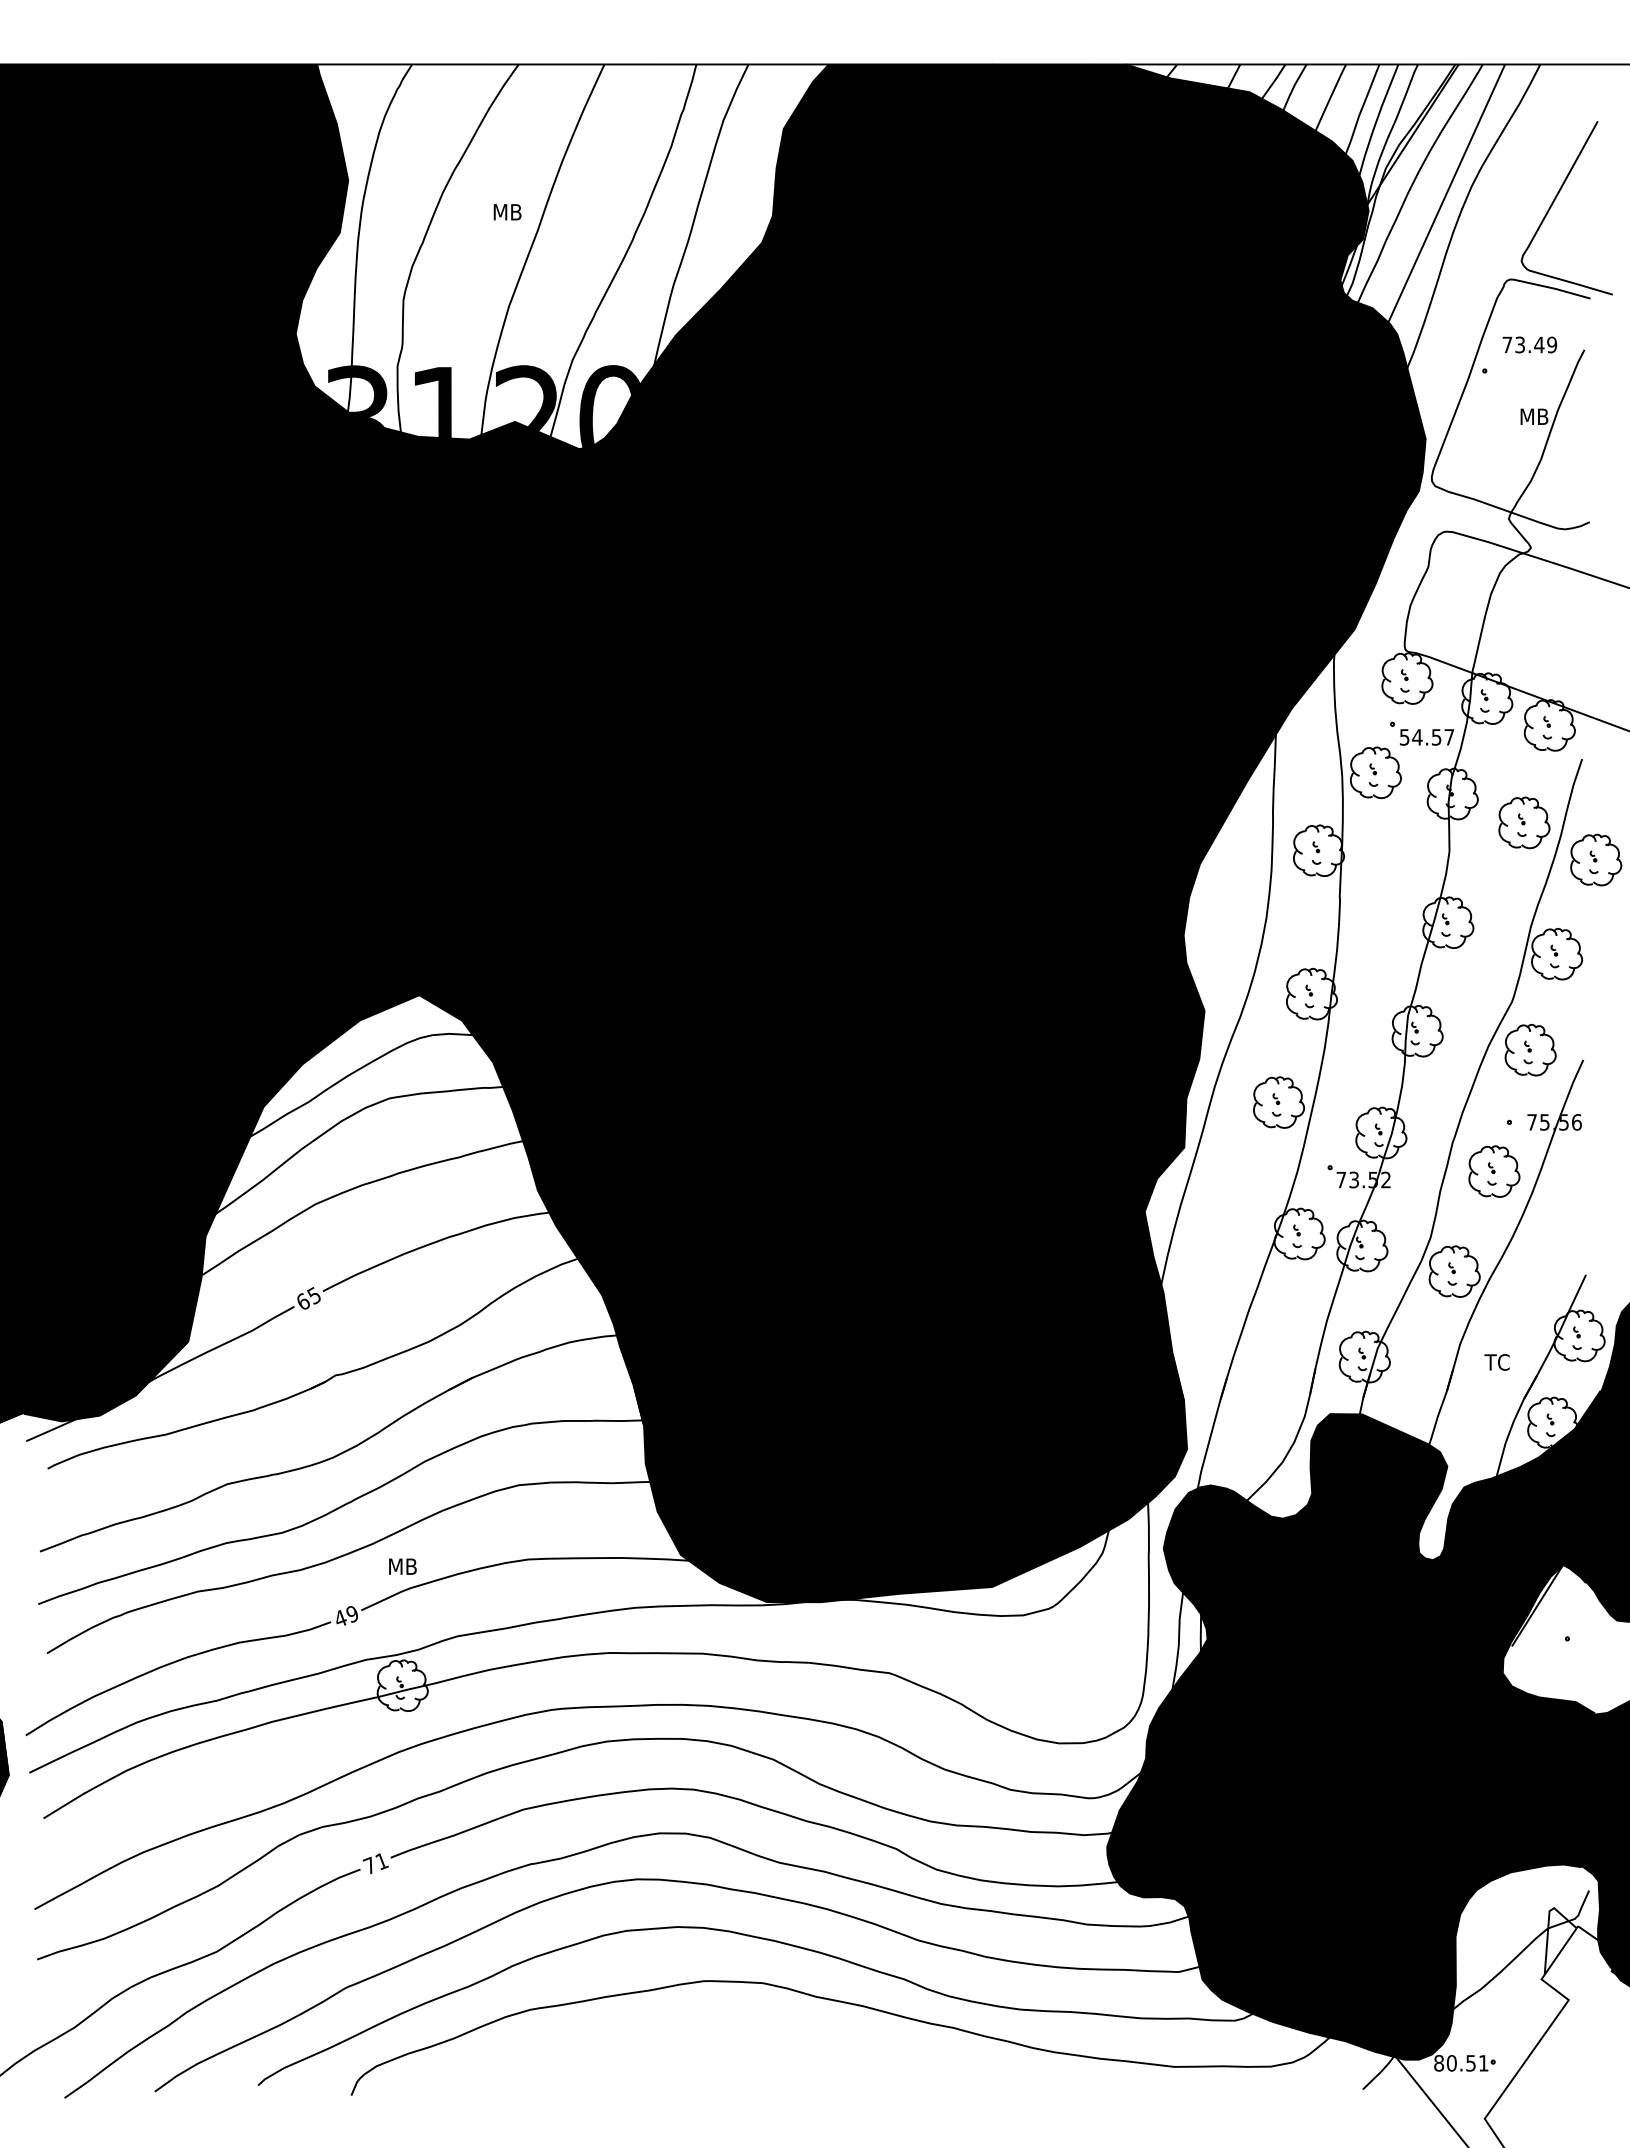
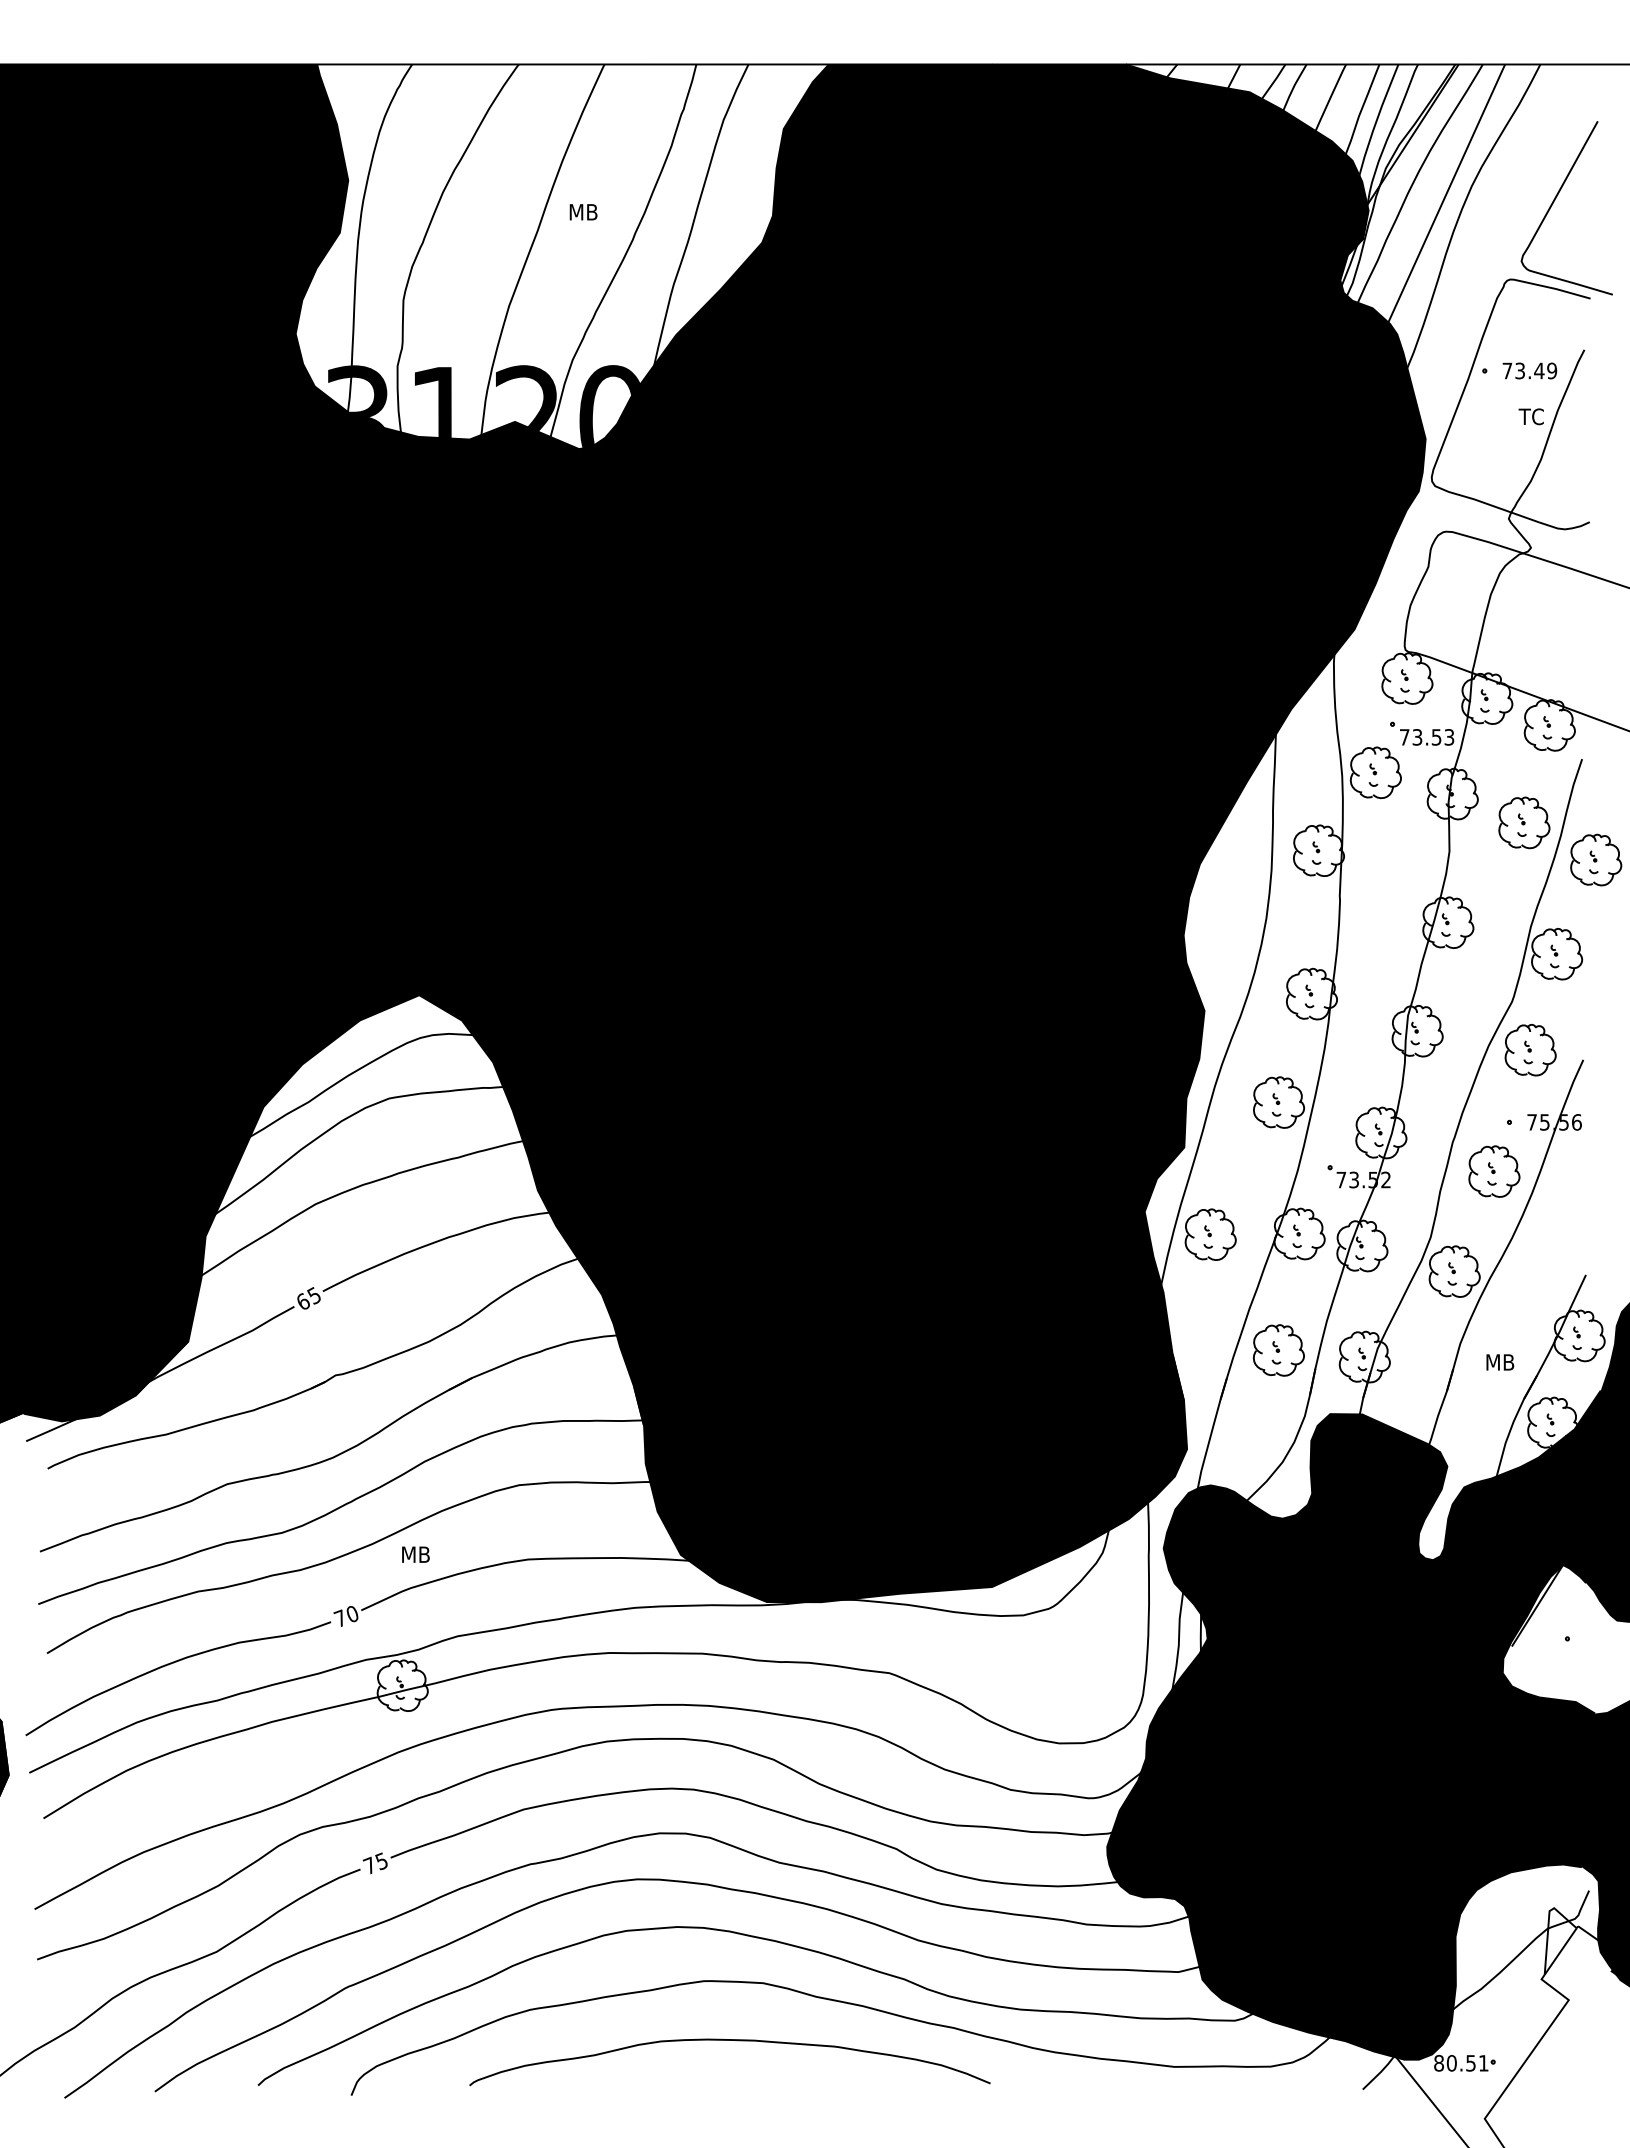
text position: (507, 212) -> (583, 212) (583, 212)
text position: (1529, 344) -> (1529, 370) (1529, 370)
text: MB -> TC (1533, 416)
text: 54.57 -> 73.53 (1427, 737)
part: none -> present (1210, 1234)
part: none -> present (1278, 1350)
text: TC -> MB (1499, 1362)
text position: (402, 1566) -> (415, 1554) (415, 1554)
text: 49 -> 70 (345, 1616)
text: 71 -> 75 (381, 1861)
curve: none -> present (729, 2040)
